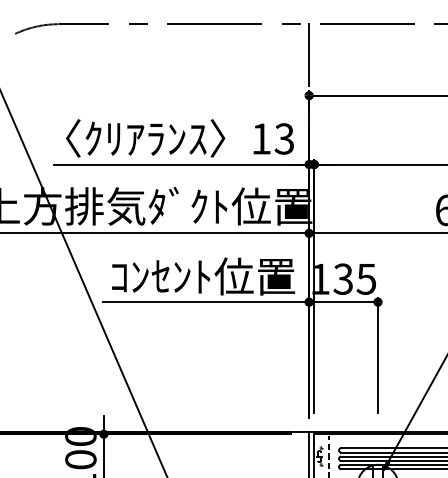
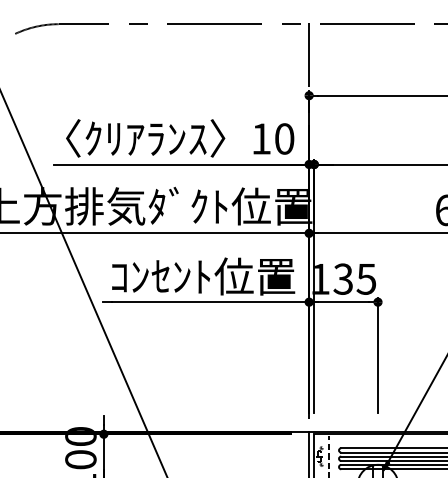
text: 13 -> 10 (284, 138)
